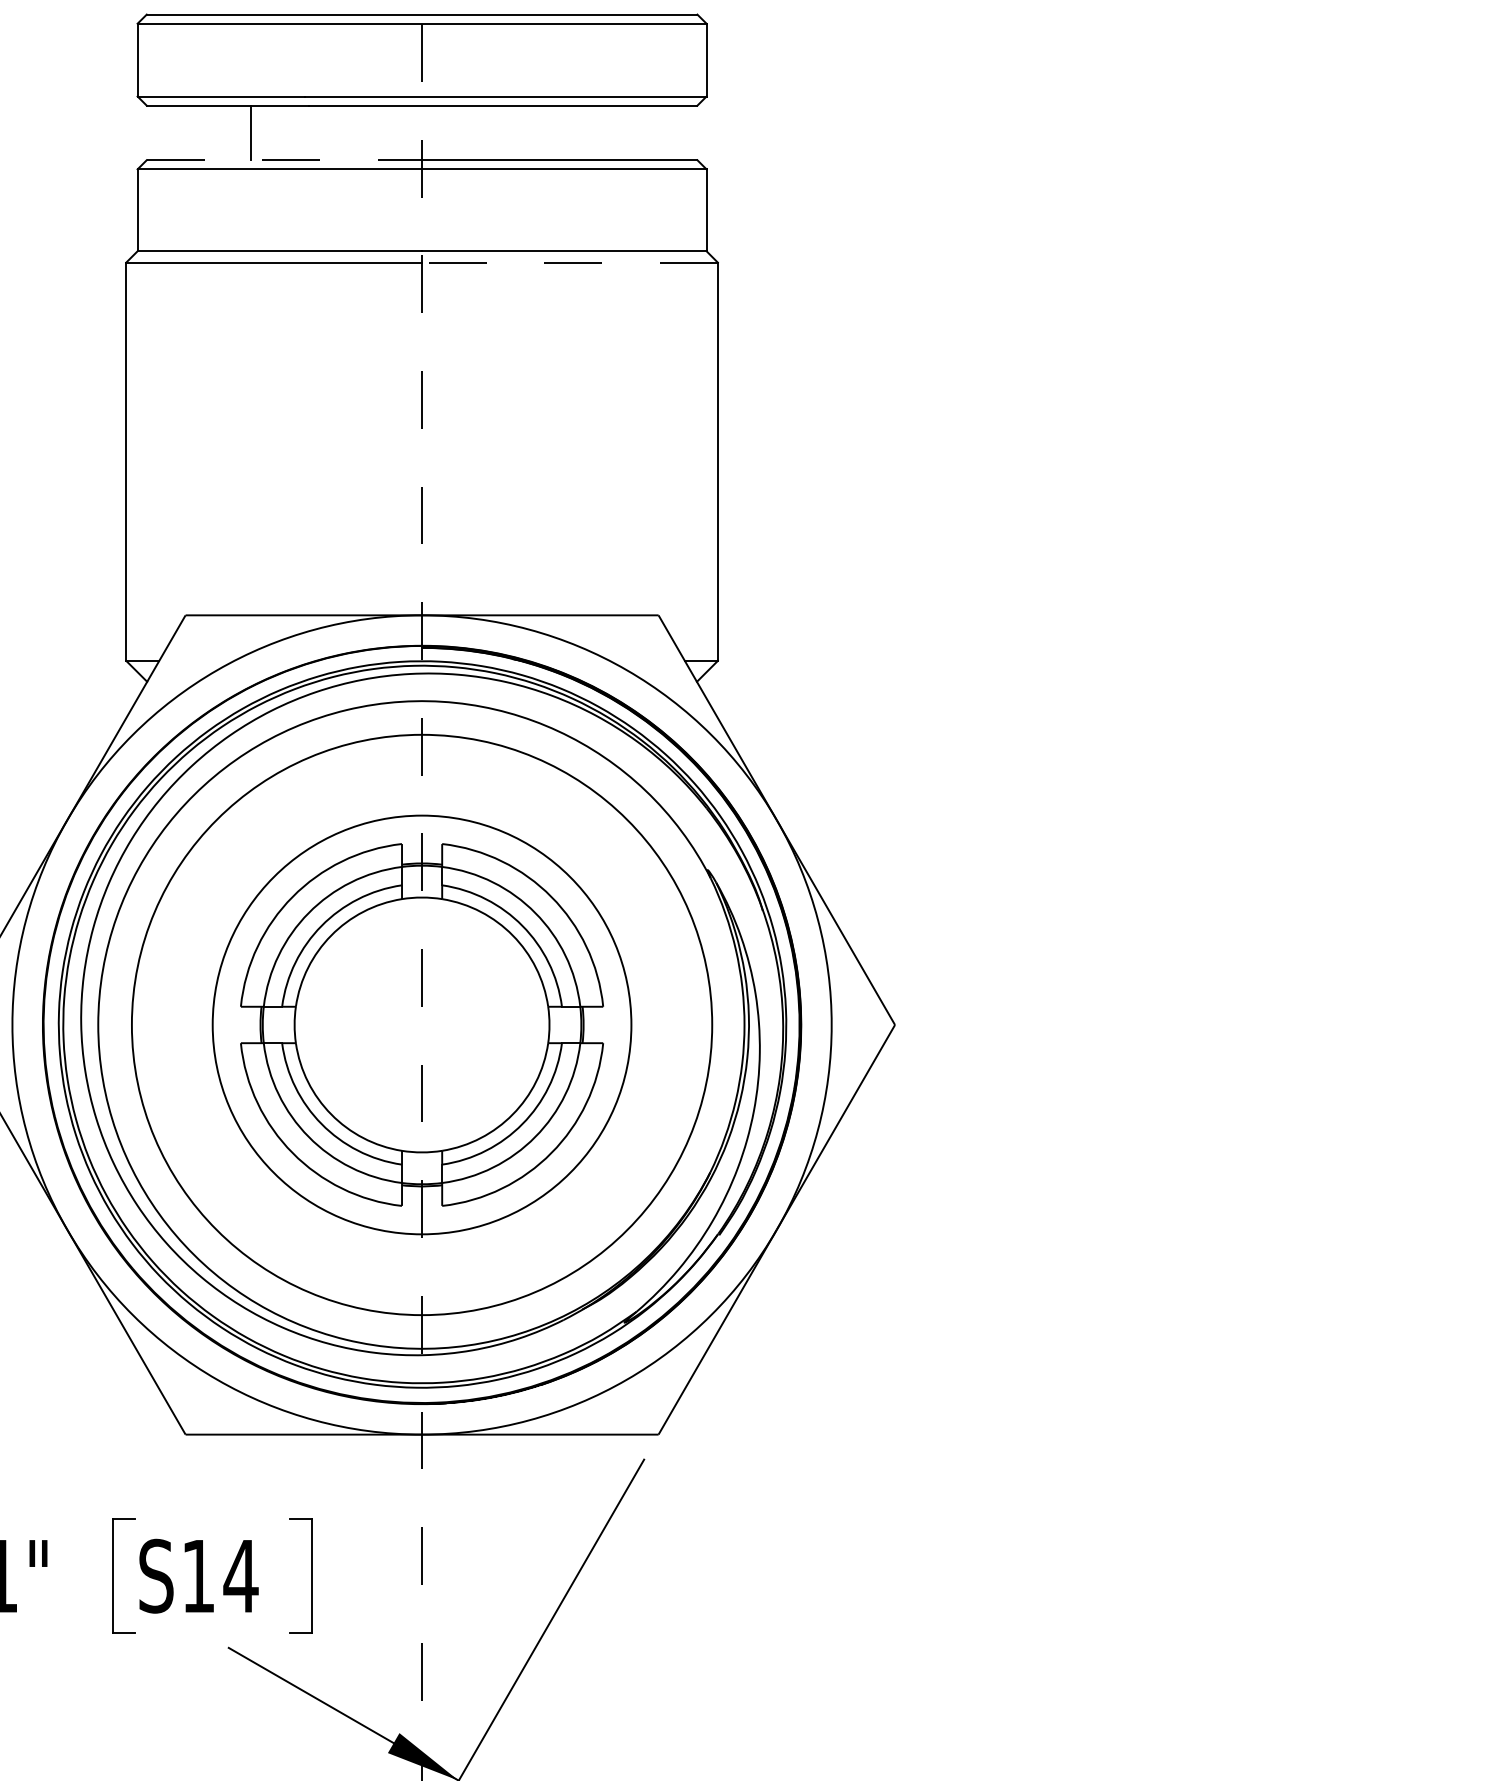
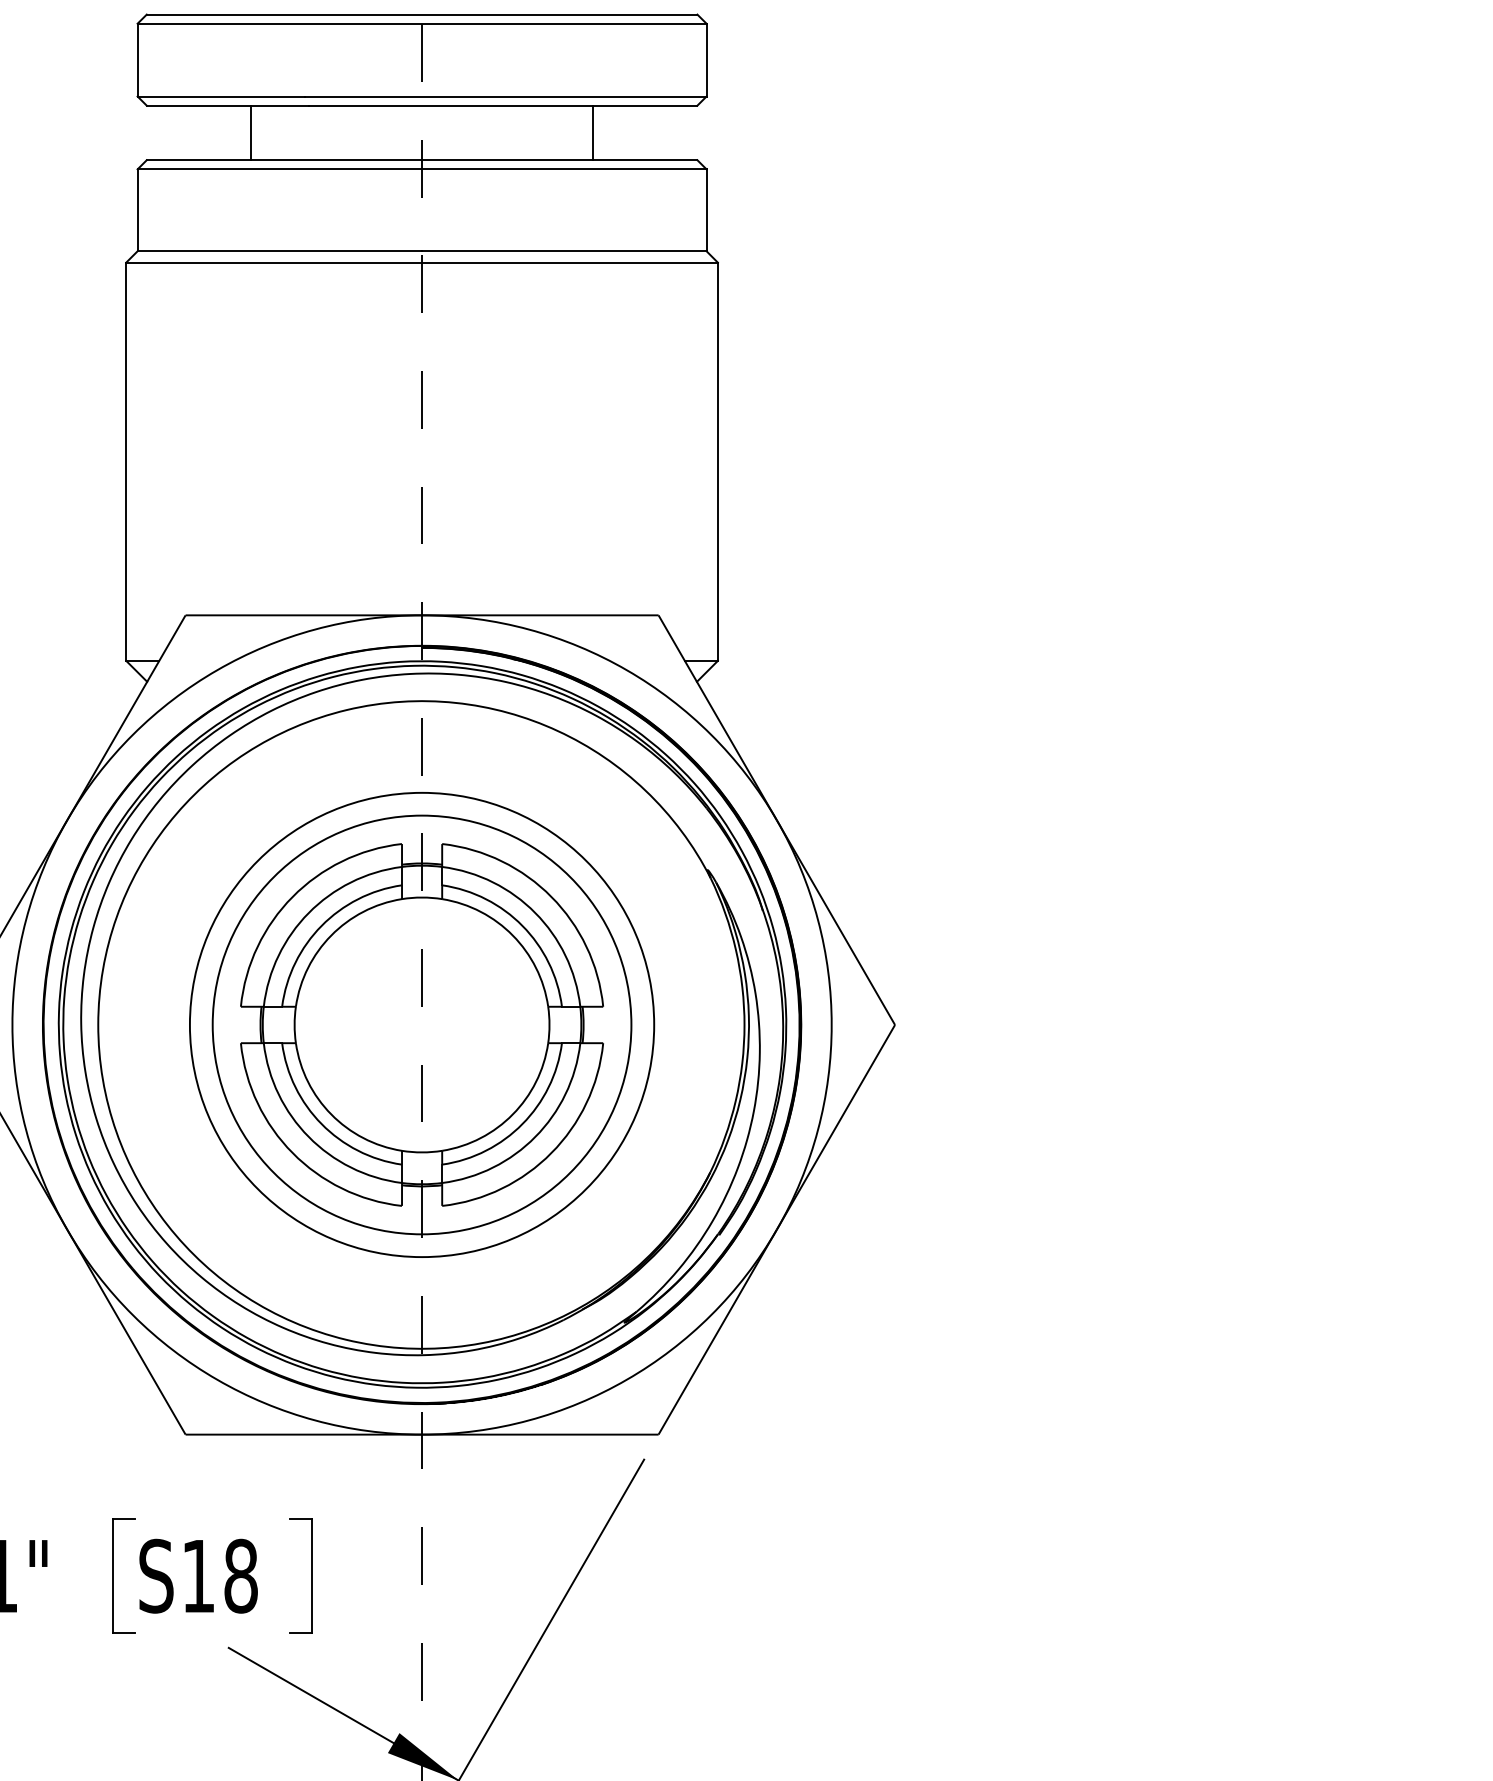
line: none -> present (592, 132)
line: dashed -> solid (284, 160)
line: dashed -> solid (569, 262)
circle diameter: 580 px -> 464 px (421, 1024)
text: S14 -> S18 (240, 1575)
